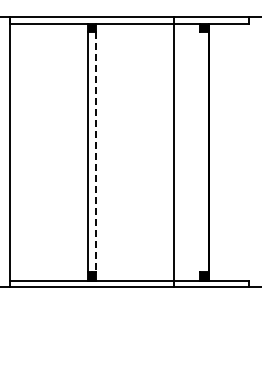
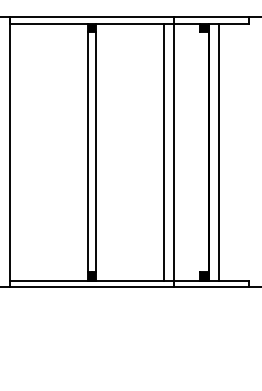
line: none -> present (164, 151)
line: none -> present (218, 151)
line: dashed -> solid (96, 152)
